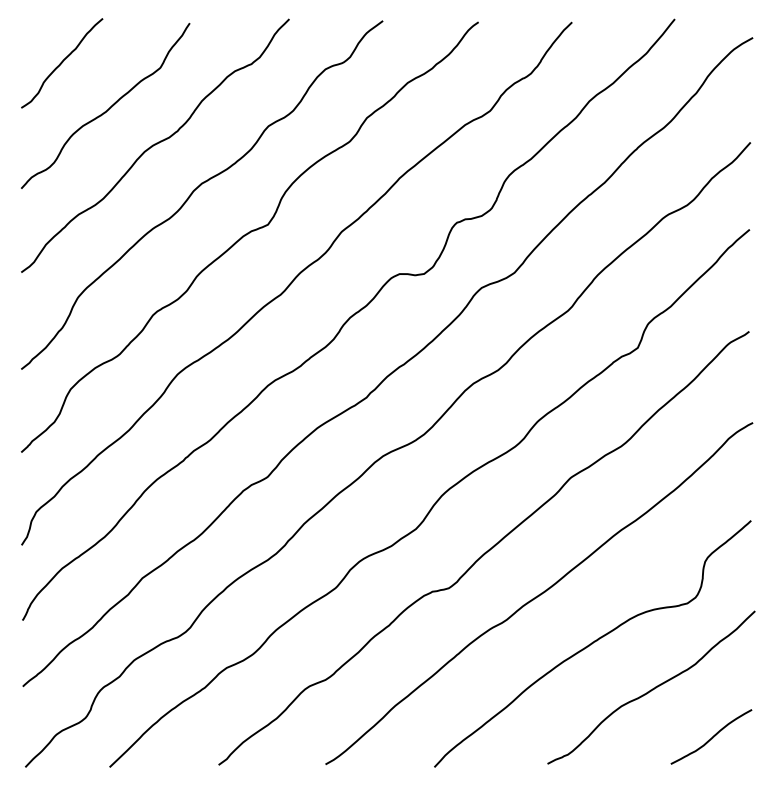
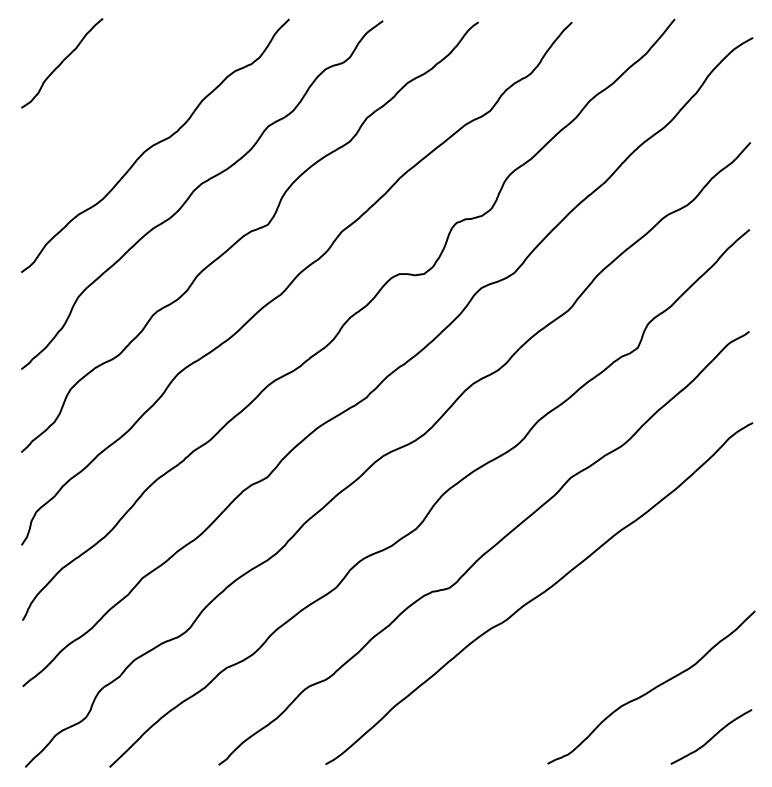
curve: present -> none (108, 108)
curve: present -> none (592, 643)
